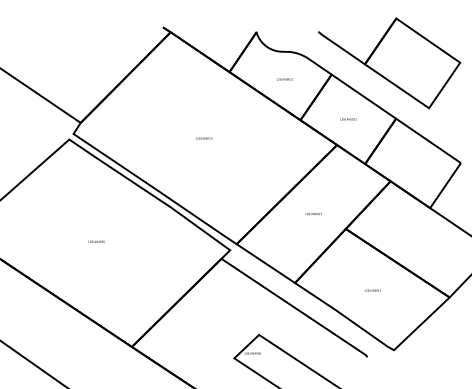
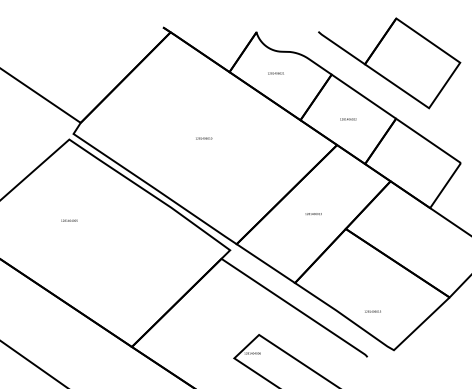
text position: (284, 79) -> (275, 73) (275, 73)
text position: (96, 241) -> (69, 220) (69, 220)
text position: (372, 290) -> (372, 311) (372, 311)
